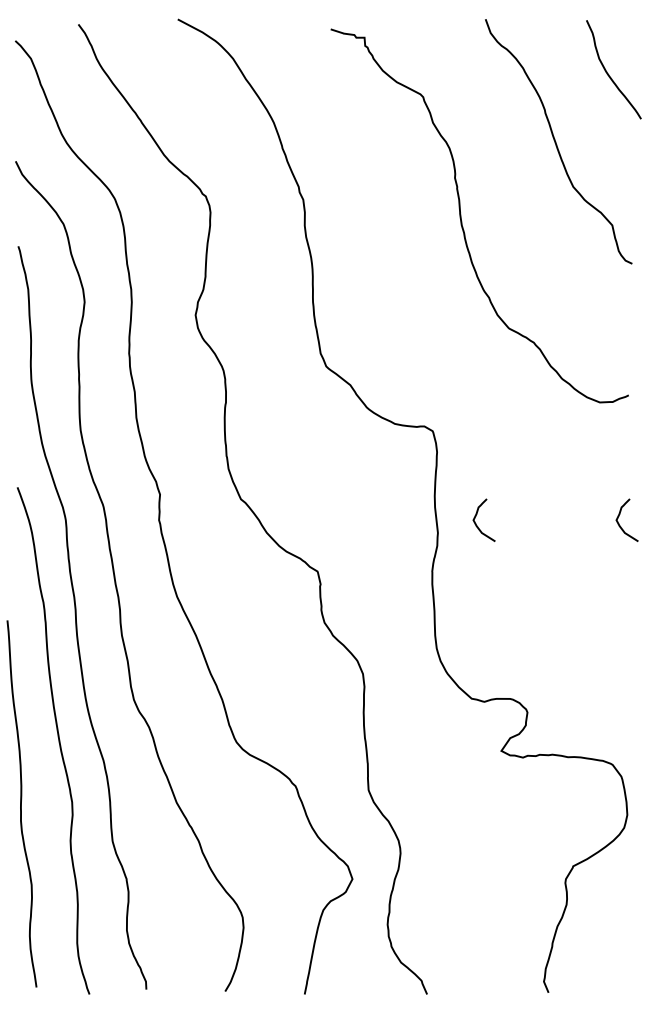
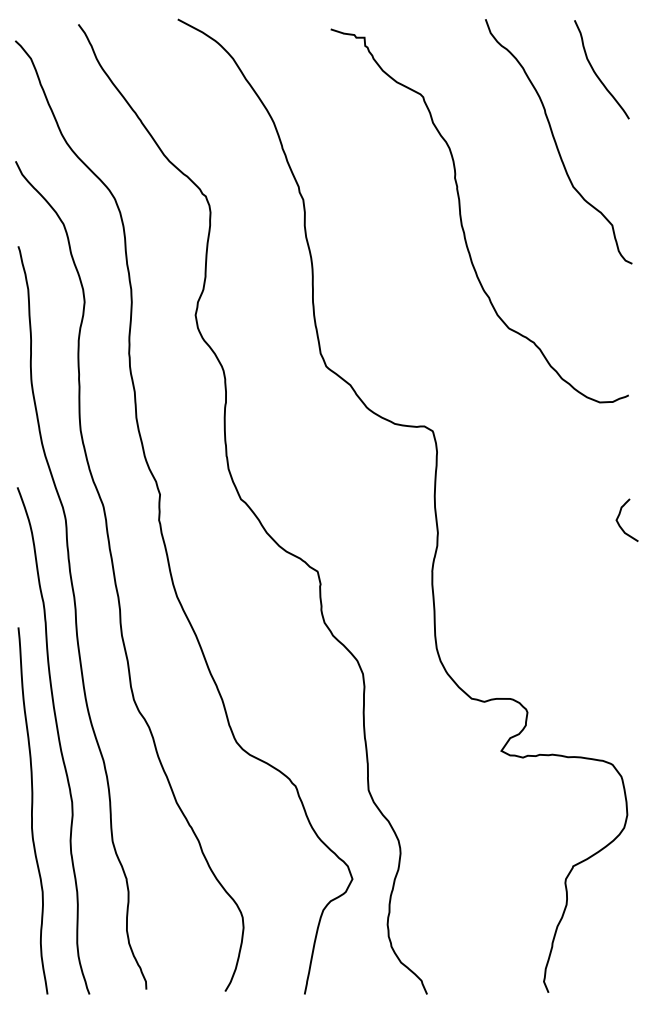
curve position: (607, 71) -> (595, 71) (595, 71)
curve: present -> none (476, 516)
curve position: (21, 803) -> (32, 810) (32, 810)
